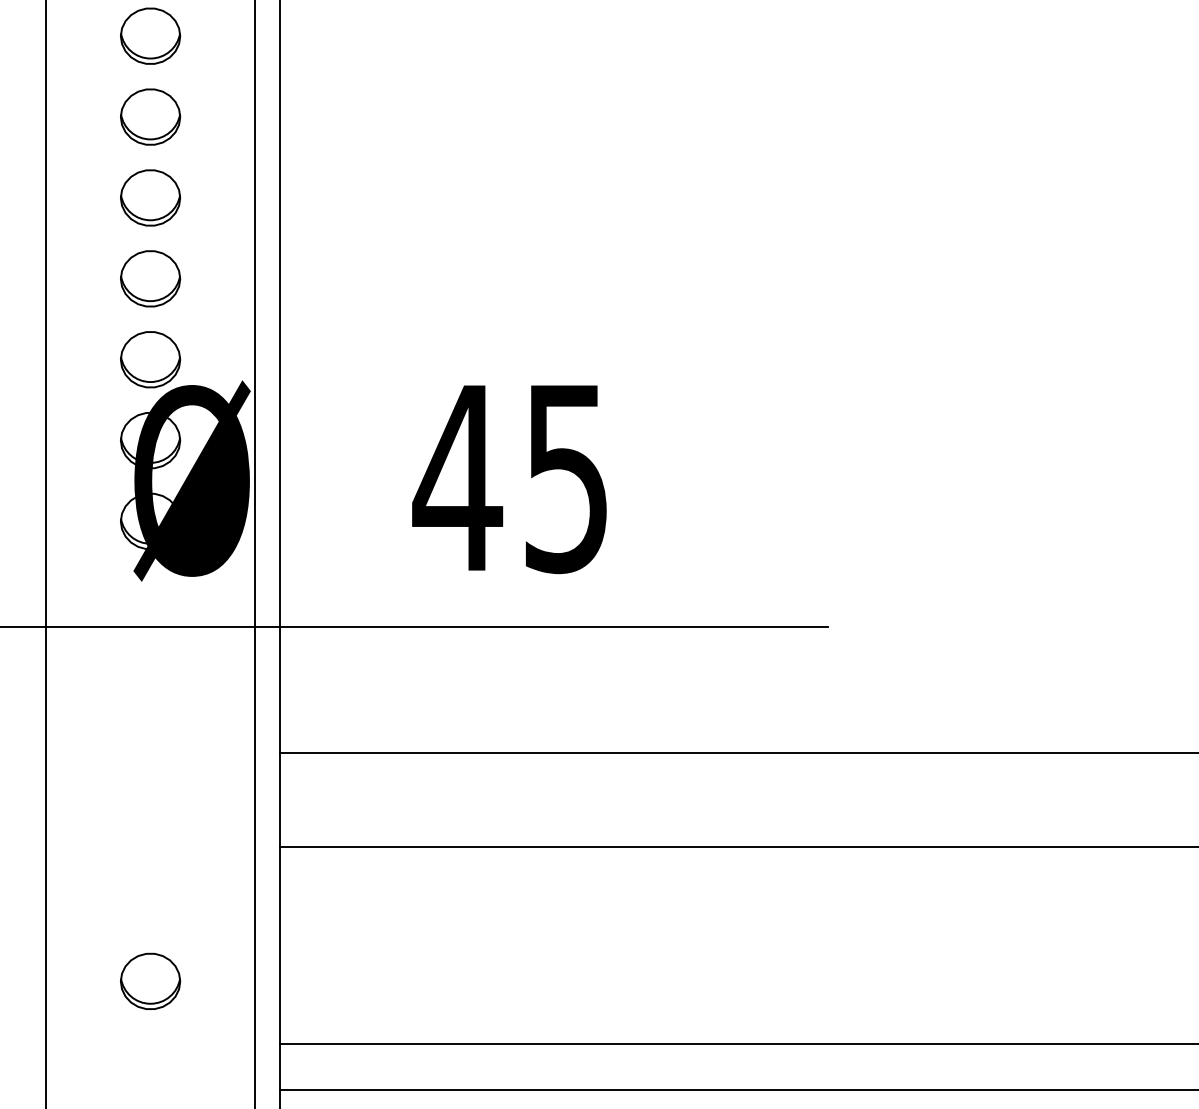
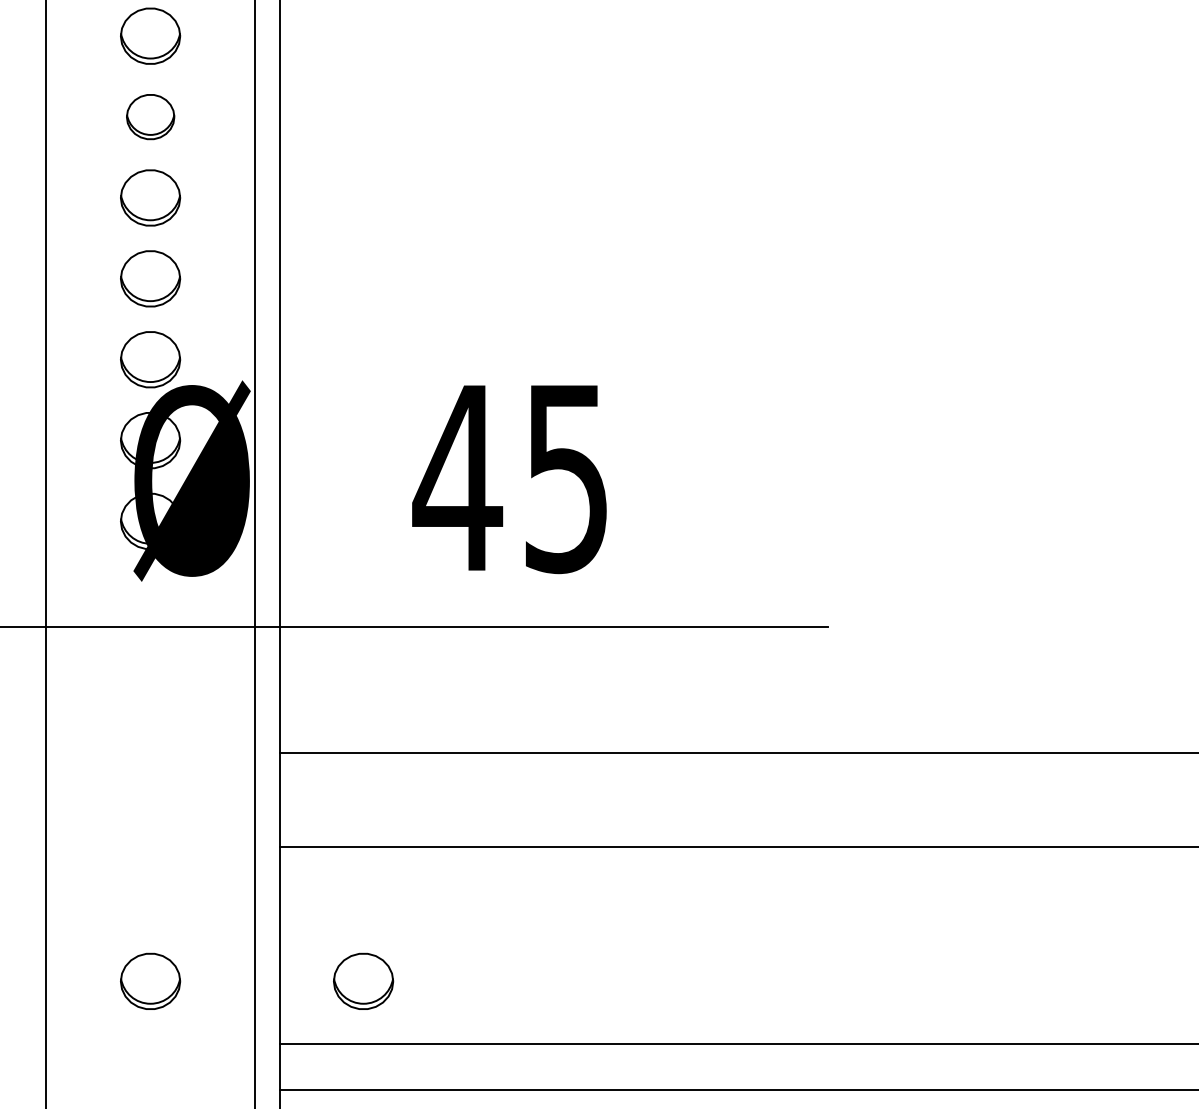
part size: 62x58 px -> 50x47 px (150, 117)
part: none -> present (363, 980)
